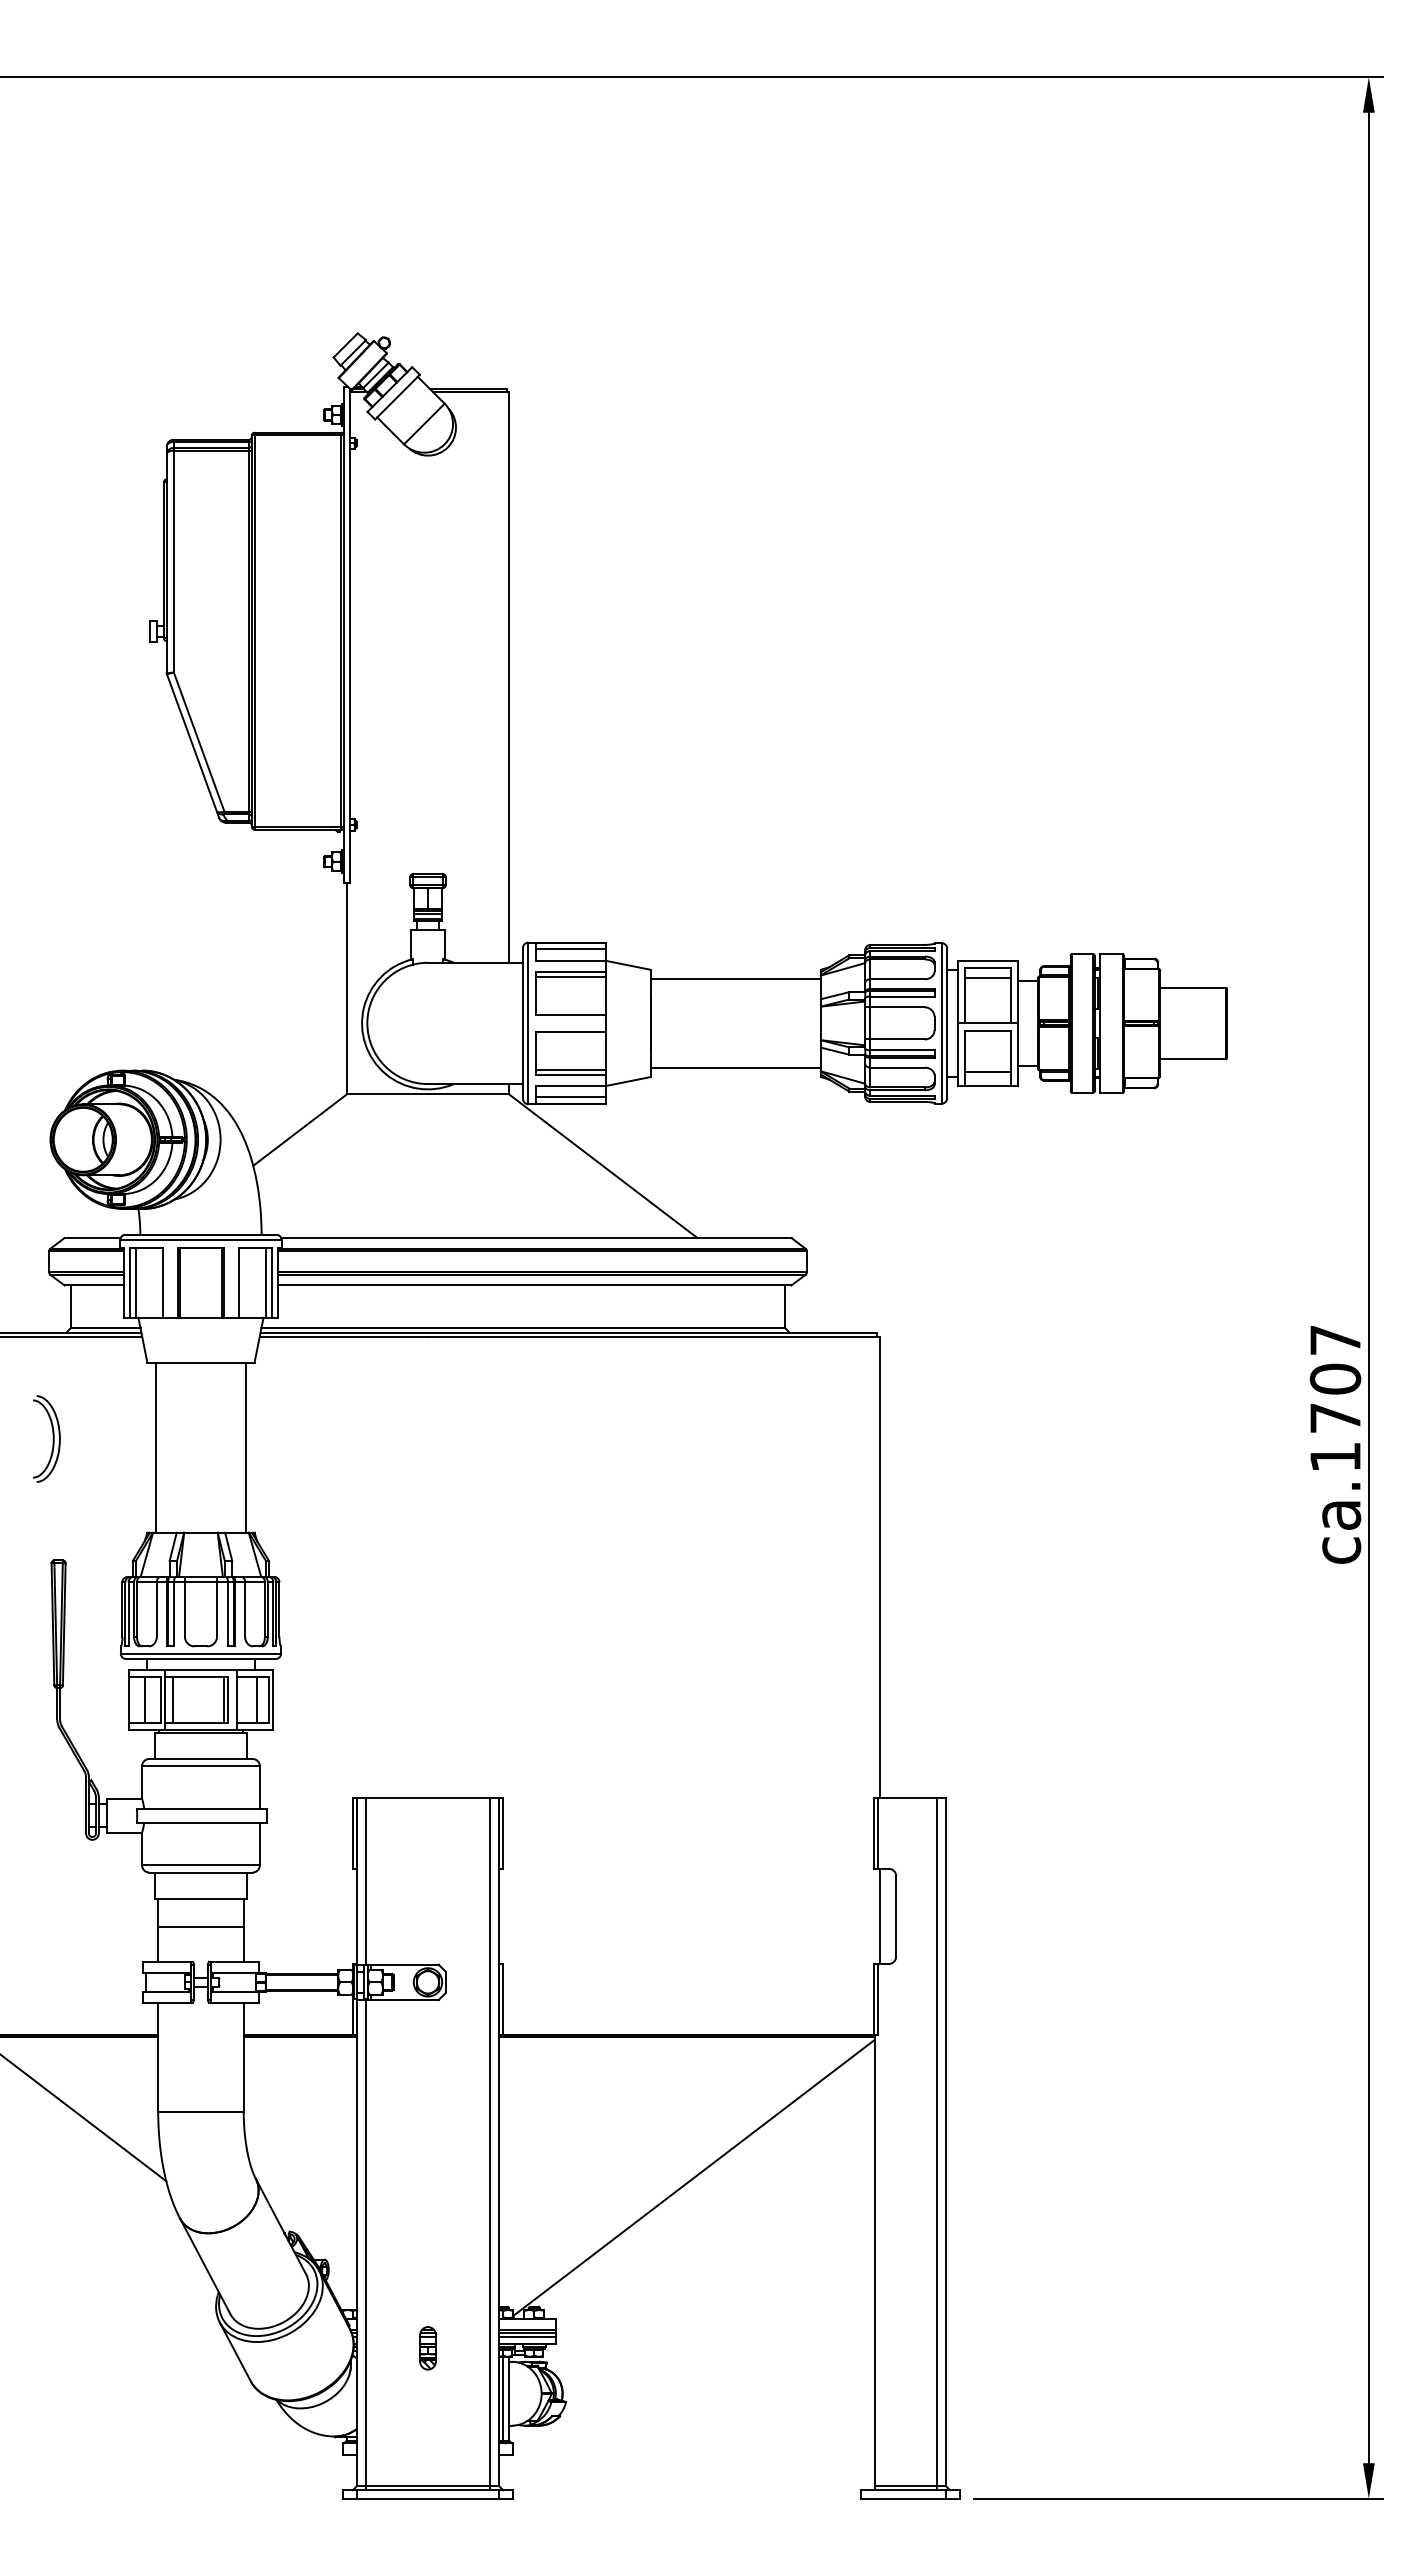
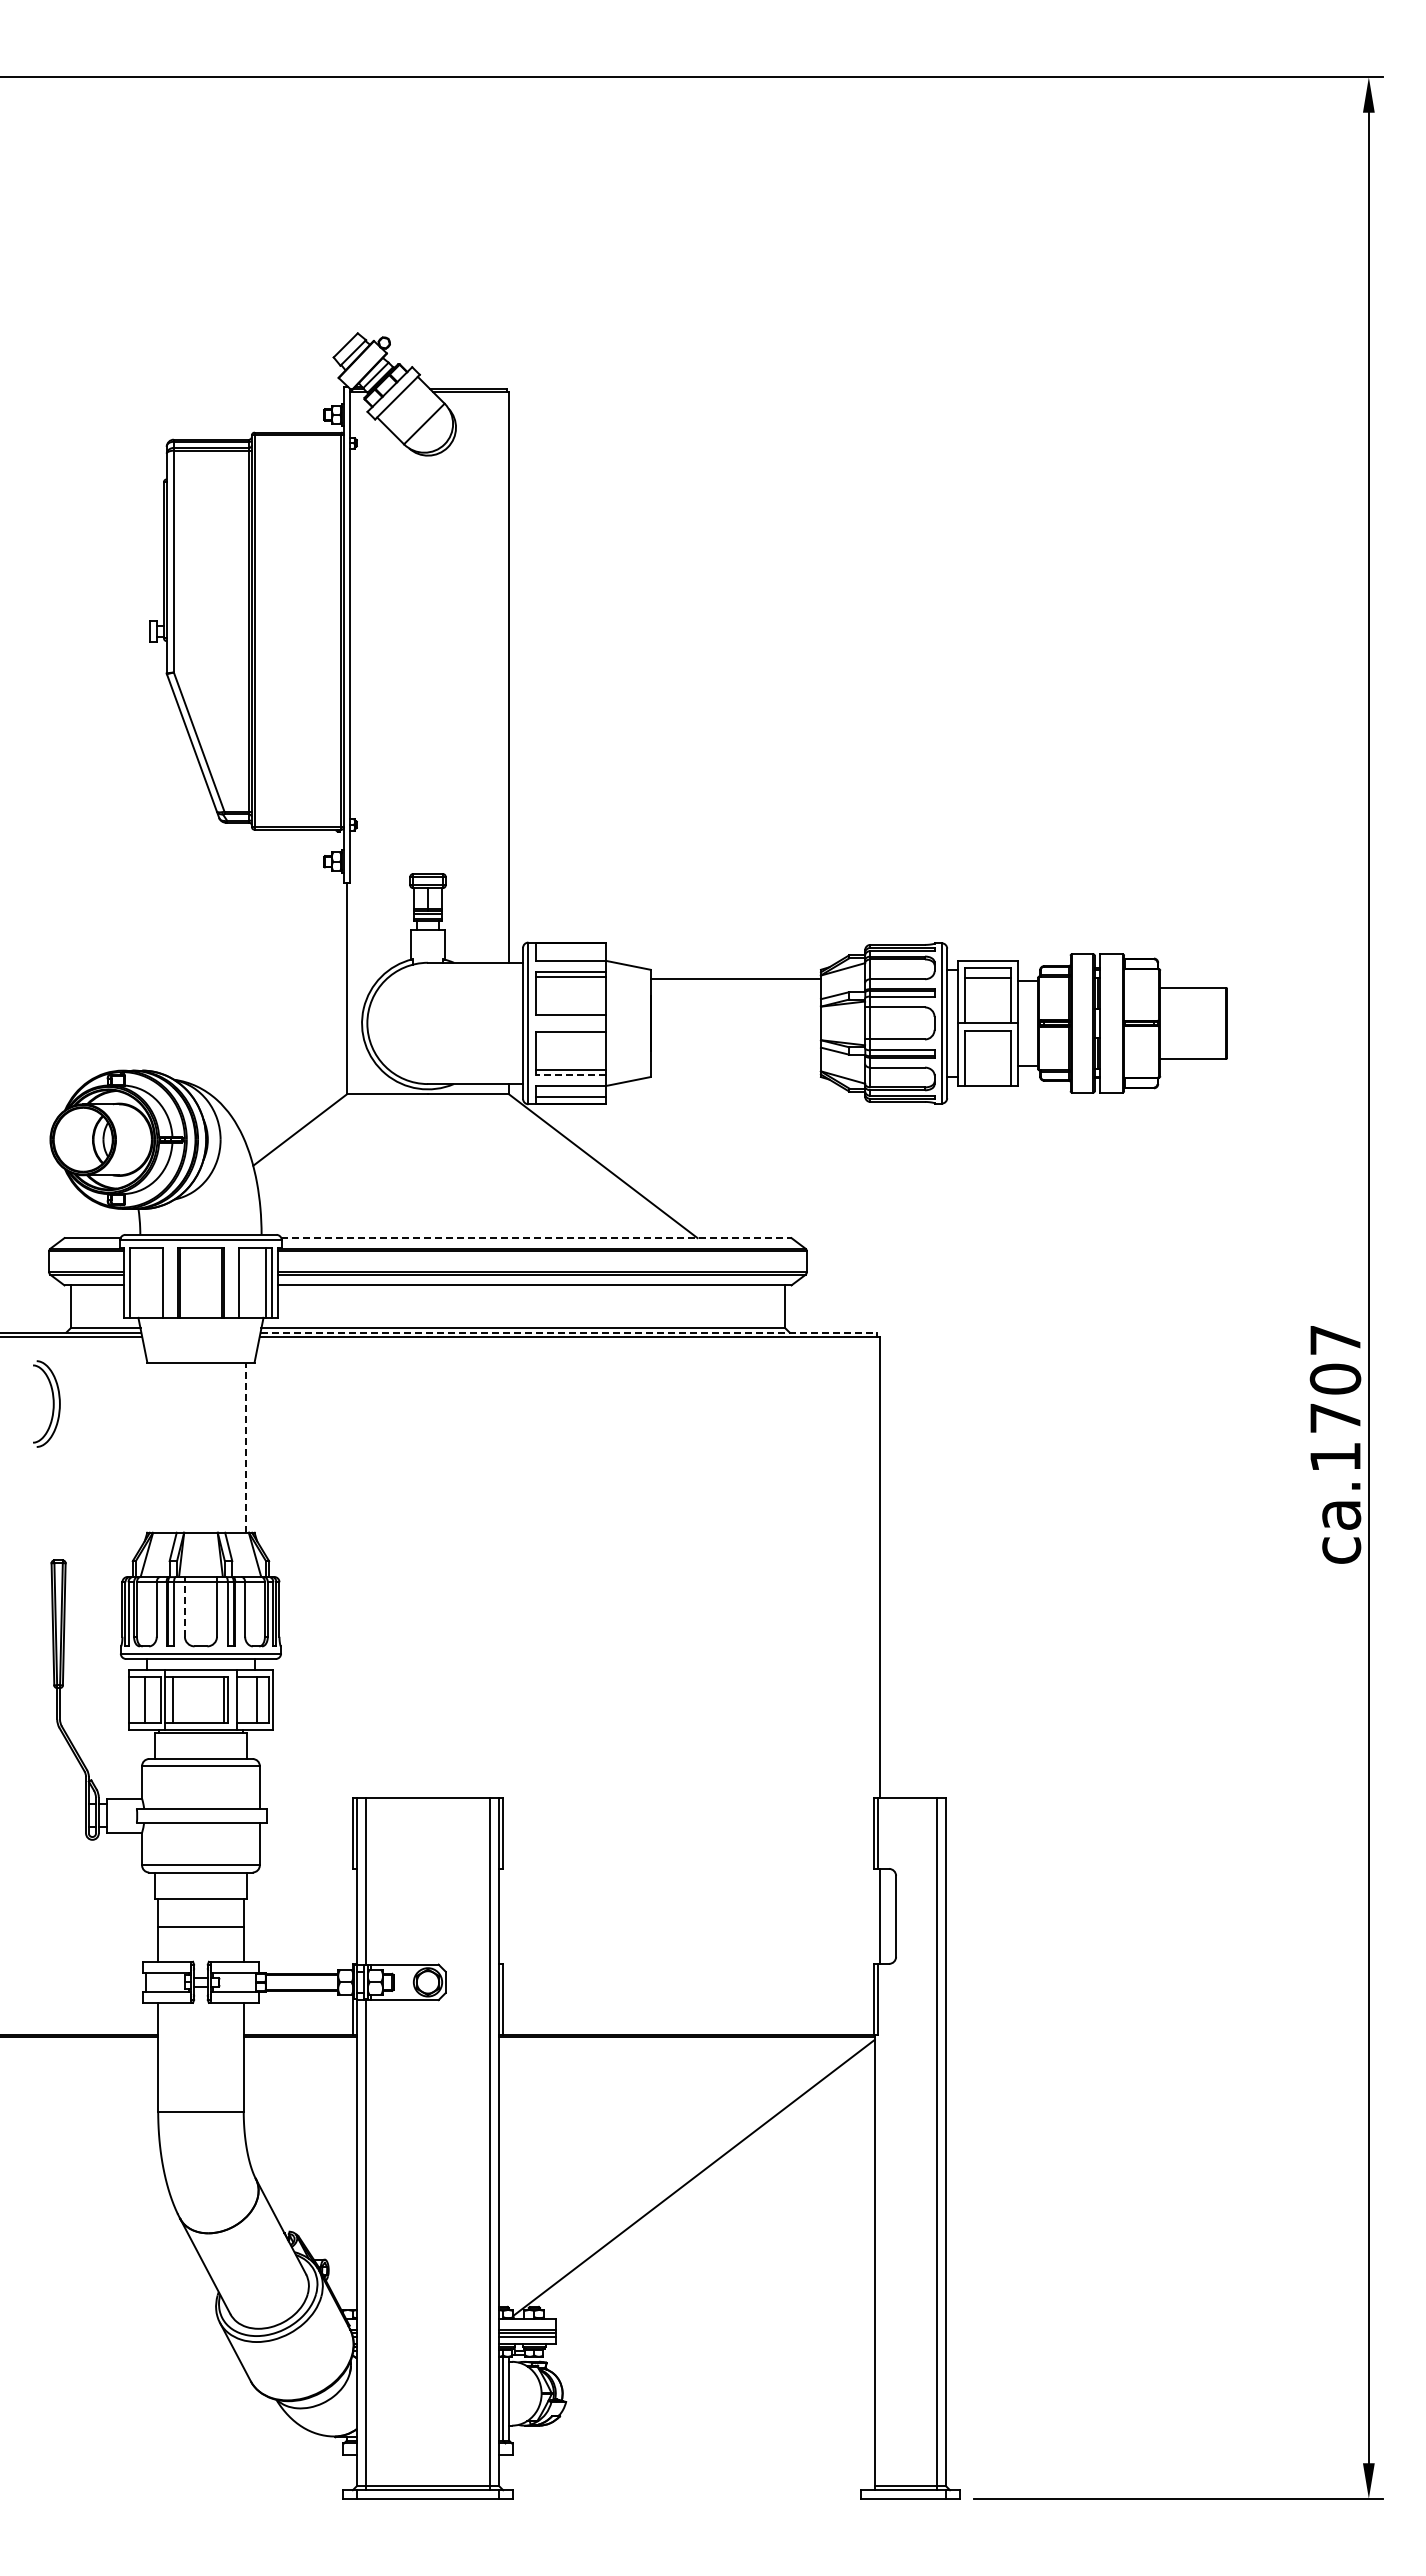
line: present -> none (570, 949)
line: present -> none (735, 1068)
line: present -> none (987, 1072)
line: solid -> dashed (570, 1074)
line: solid -> dashed (536, 1238)
line: present -> none (135, 1282)
line: solid -> dashed (569, 1332)
part position: (46, 1438) -> (46, 1403) (46, 1403)
line: present -> none (156, 1447)
line: solid -> dashed (245, 1447)
line: solid -> dashed (184, 1606)
line: present -> none (84, 2118)
part: present -> none (427, 2348)
